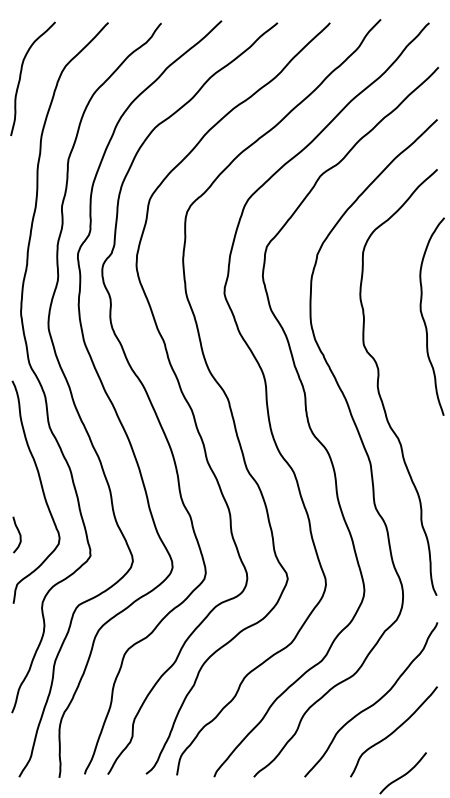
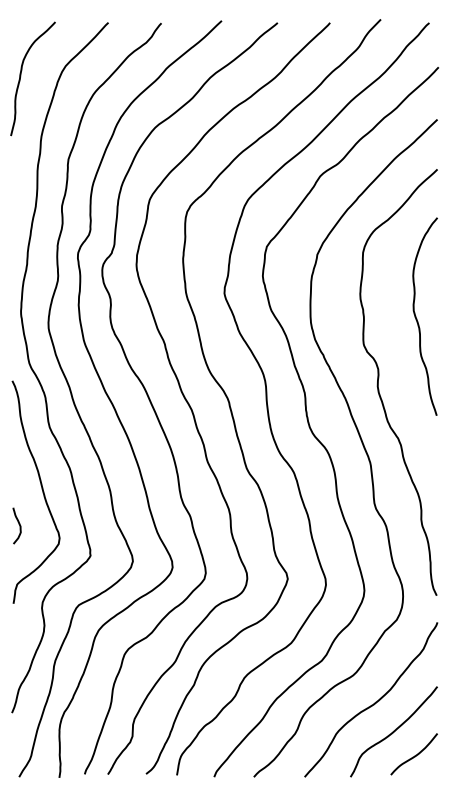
curve position: (424, 318) -> (417, 318) (417, 318)
curve position: (18, 533) -> (18, 524) (18, 524)
curve position: (403, 774) -> (414, 755) (414, 755)
